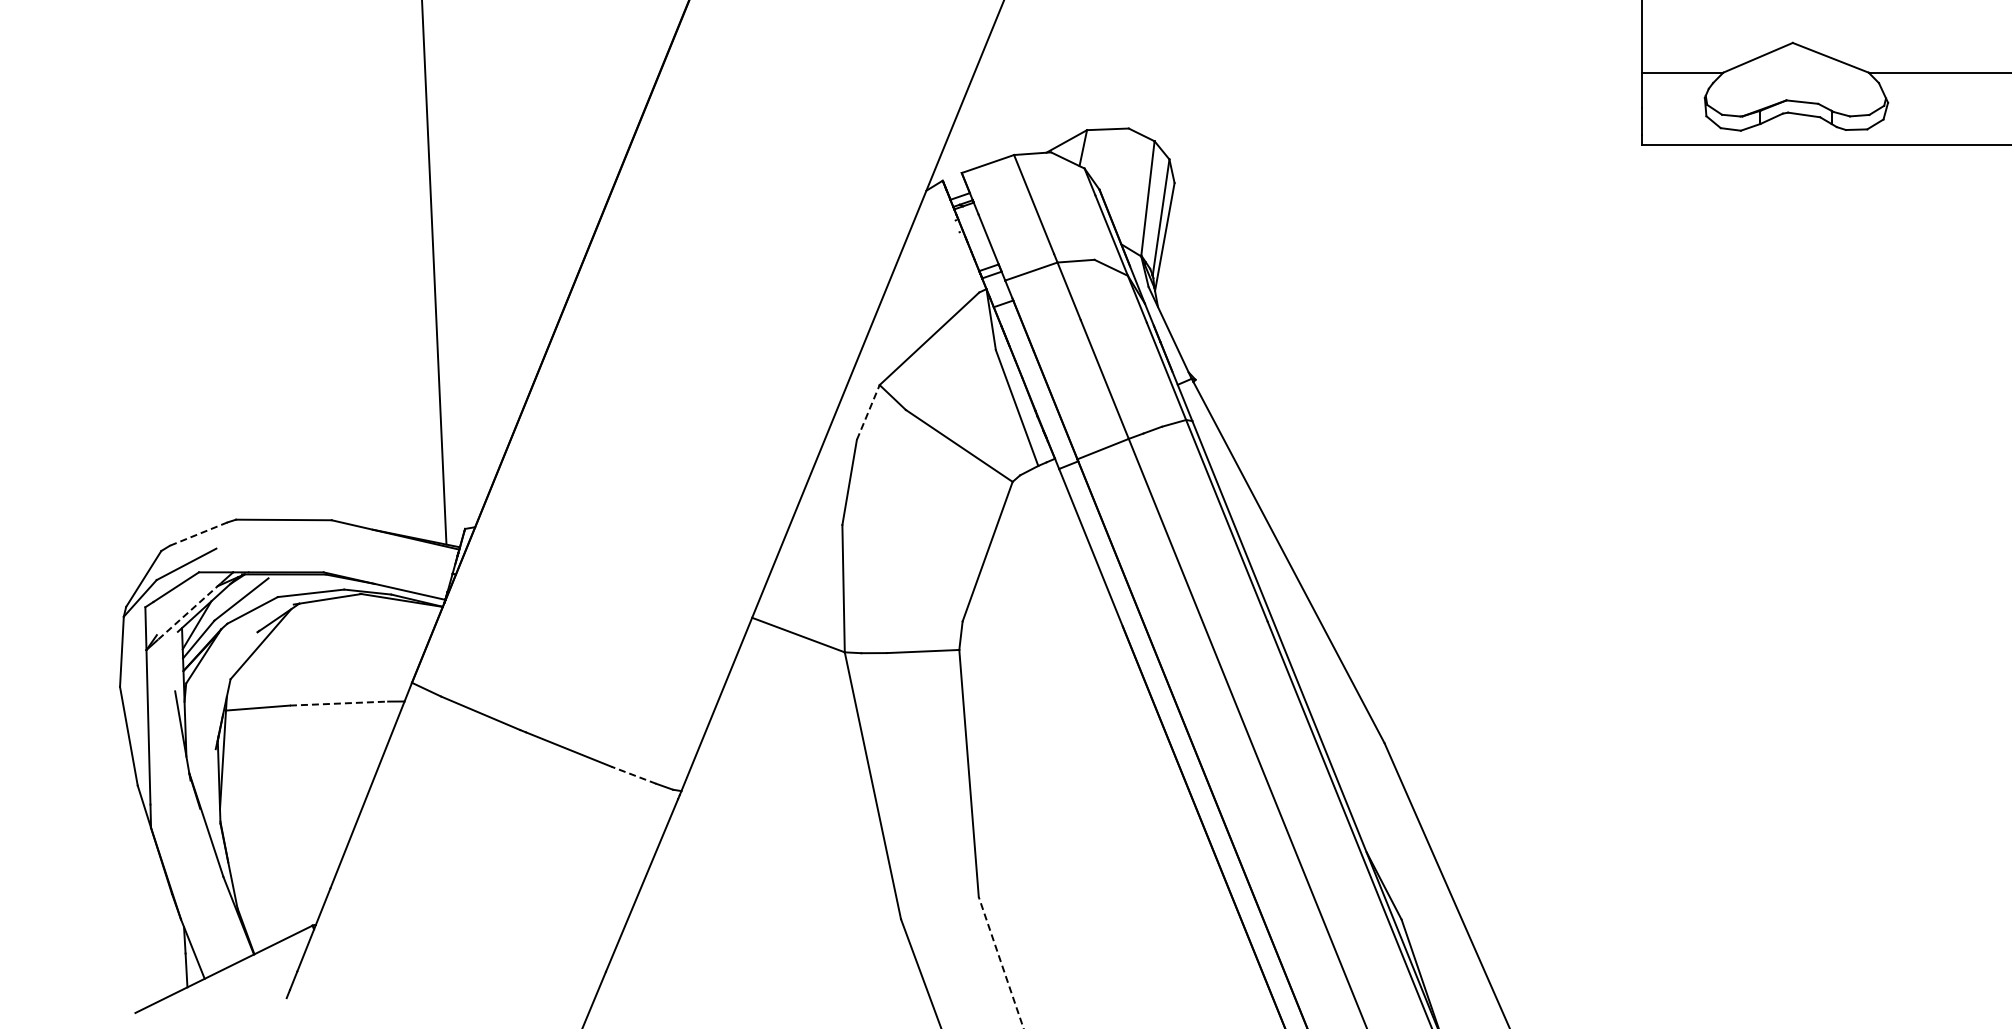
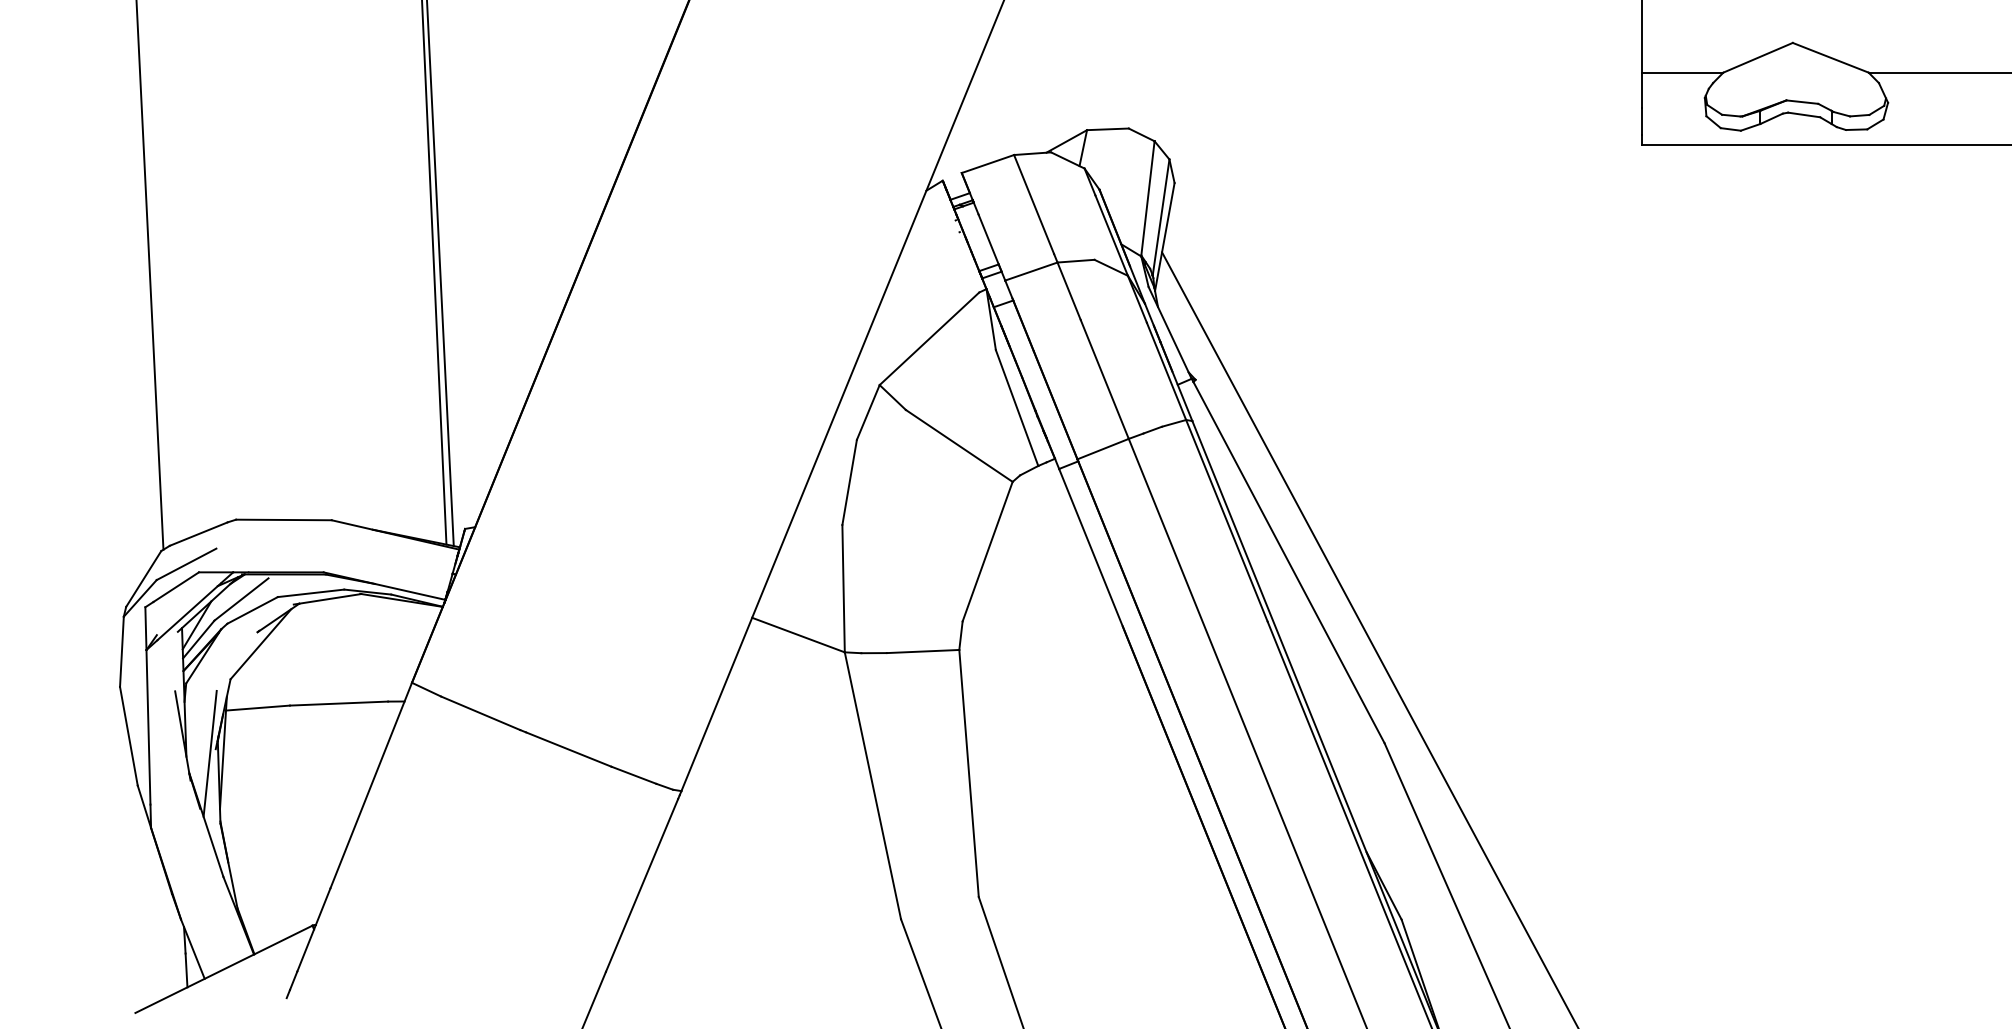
line: none -> present (440, 274)
line: none -> present (149, 275)
line: dashed -> solid (868, 412)
line: dashed -> solid (198, 534)
line: dashed -> solid (189, 611)
line: none -> present (1369, 638)
line: dashed -> solid (339, 703)
line: none -> present (209, 753)
line: dashed -> solid (633, 775)
line: dashed -> solid (1001, 962)
